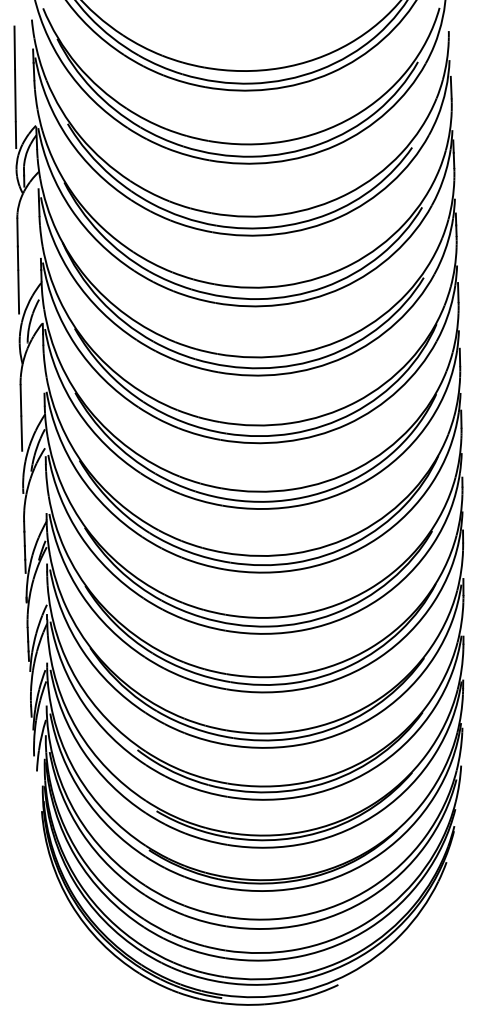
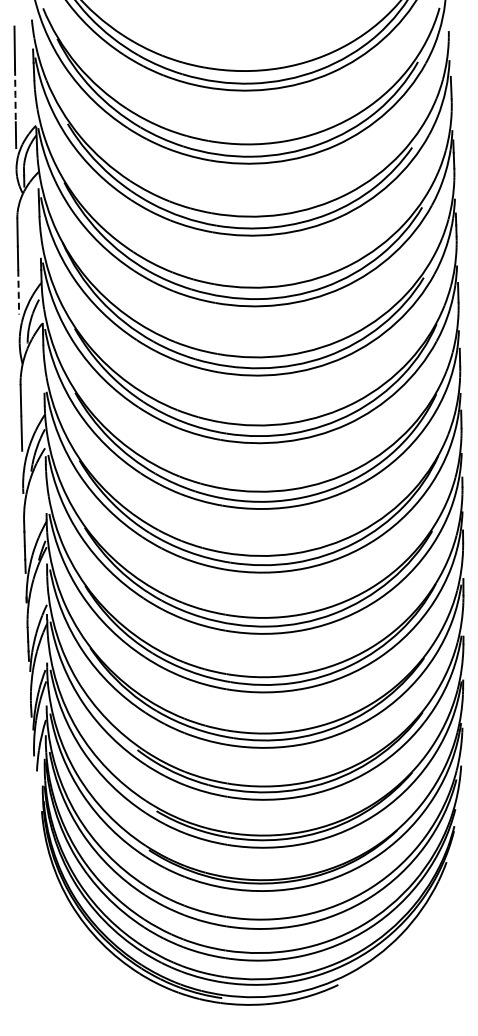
line: solid -> dashed (15, 95)
line: solid -> dashed (18, 292)
